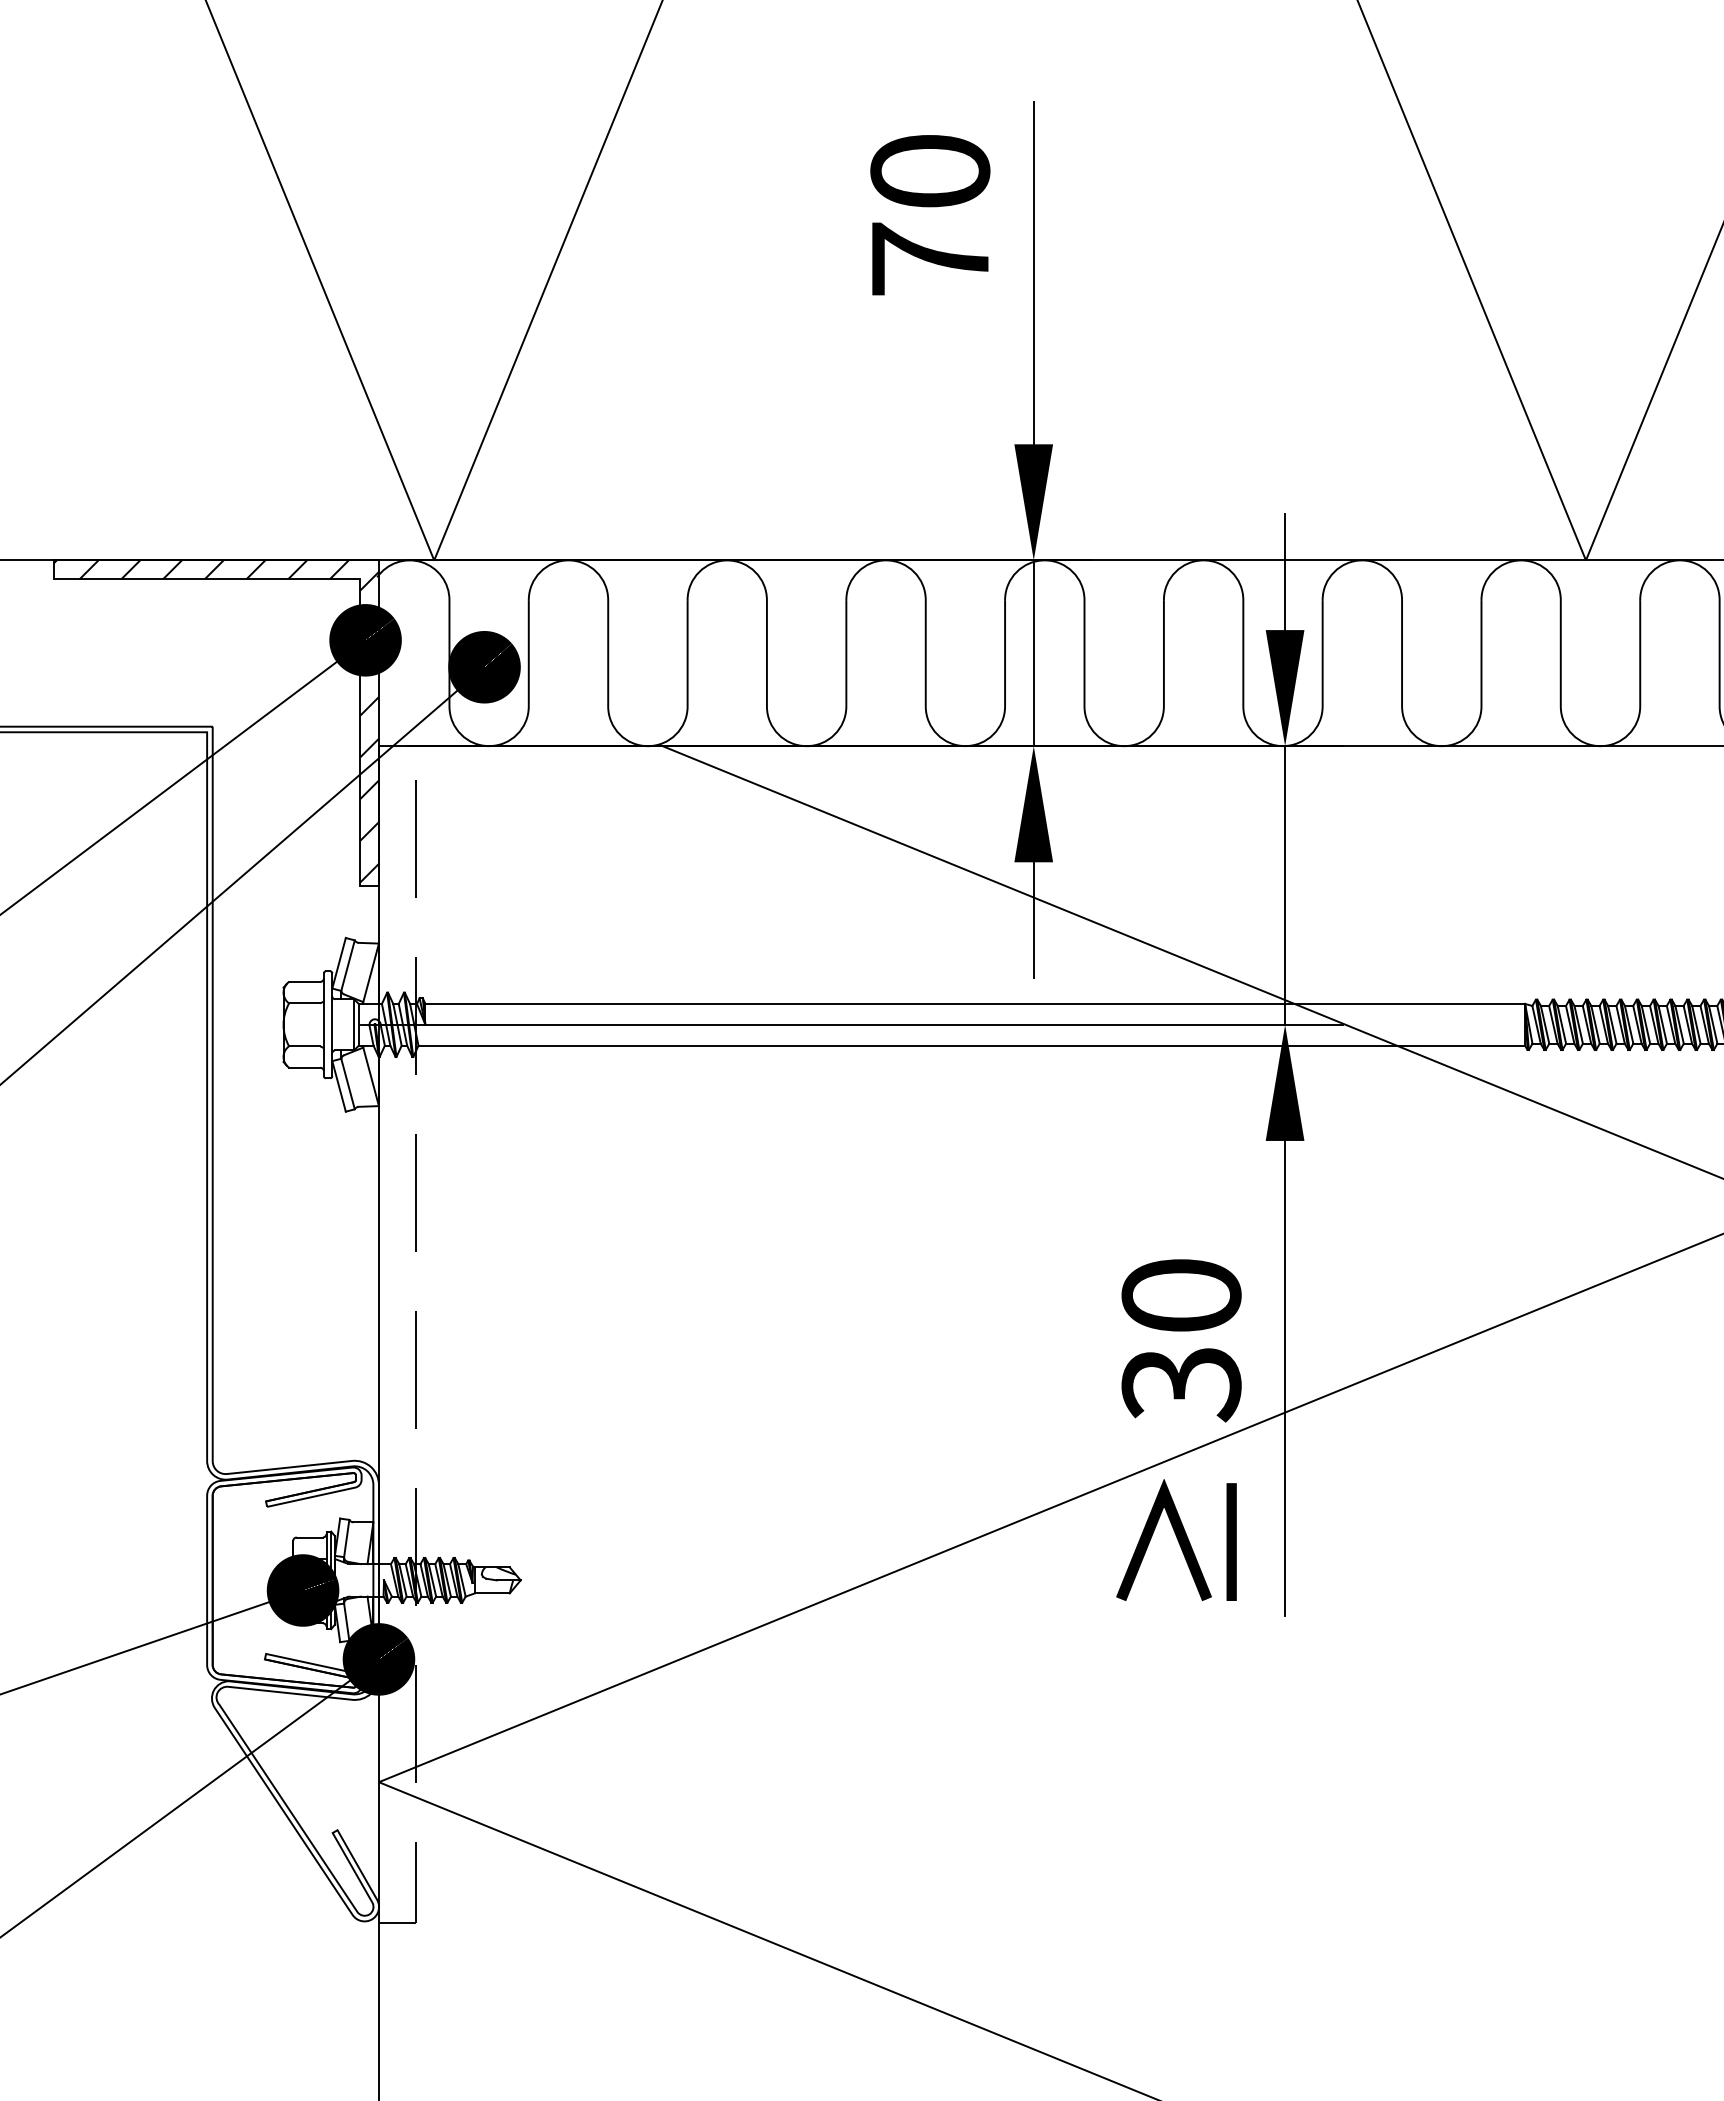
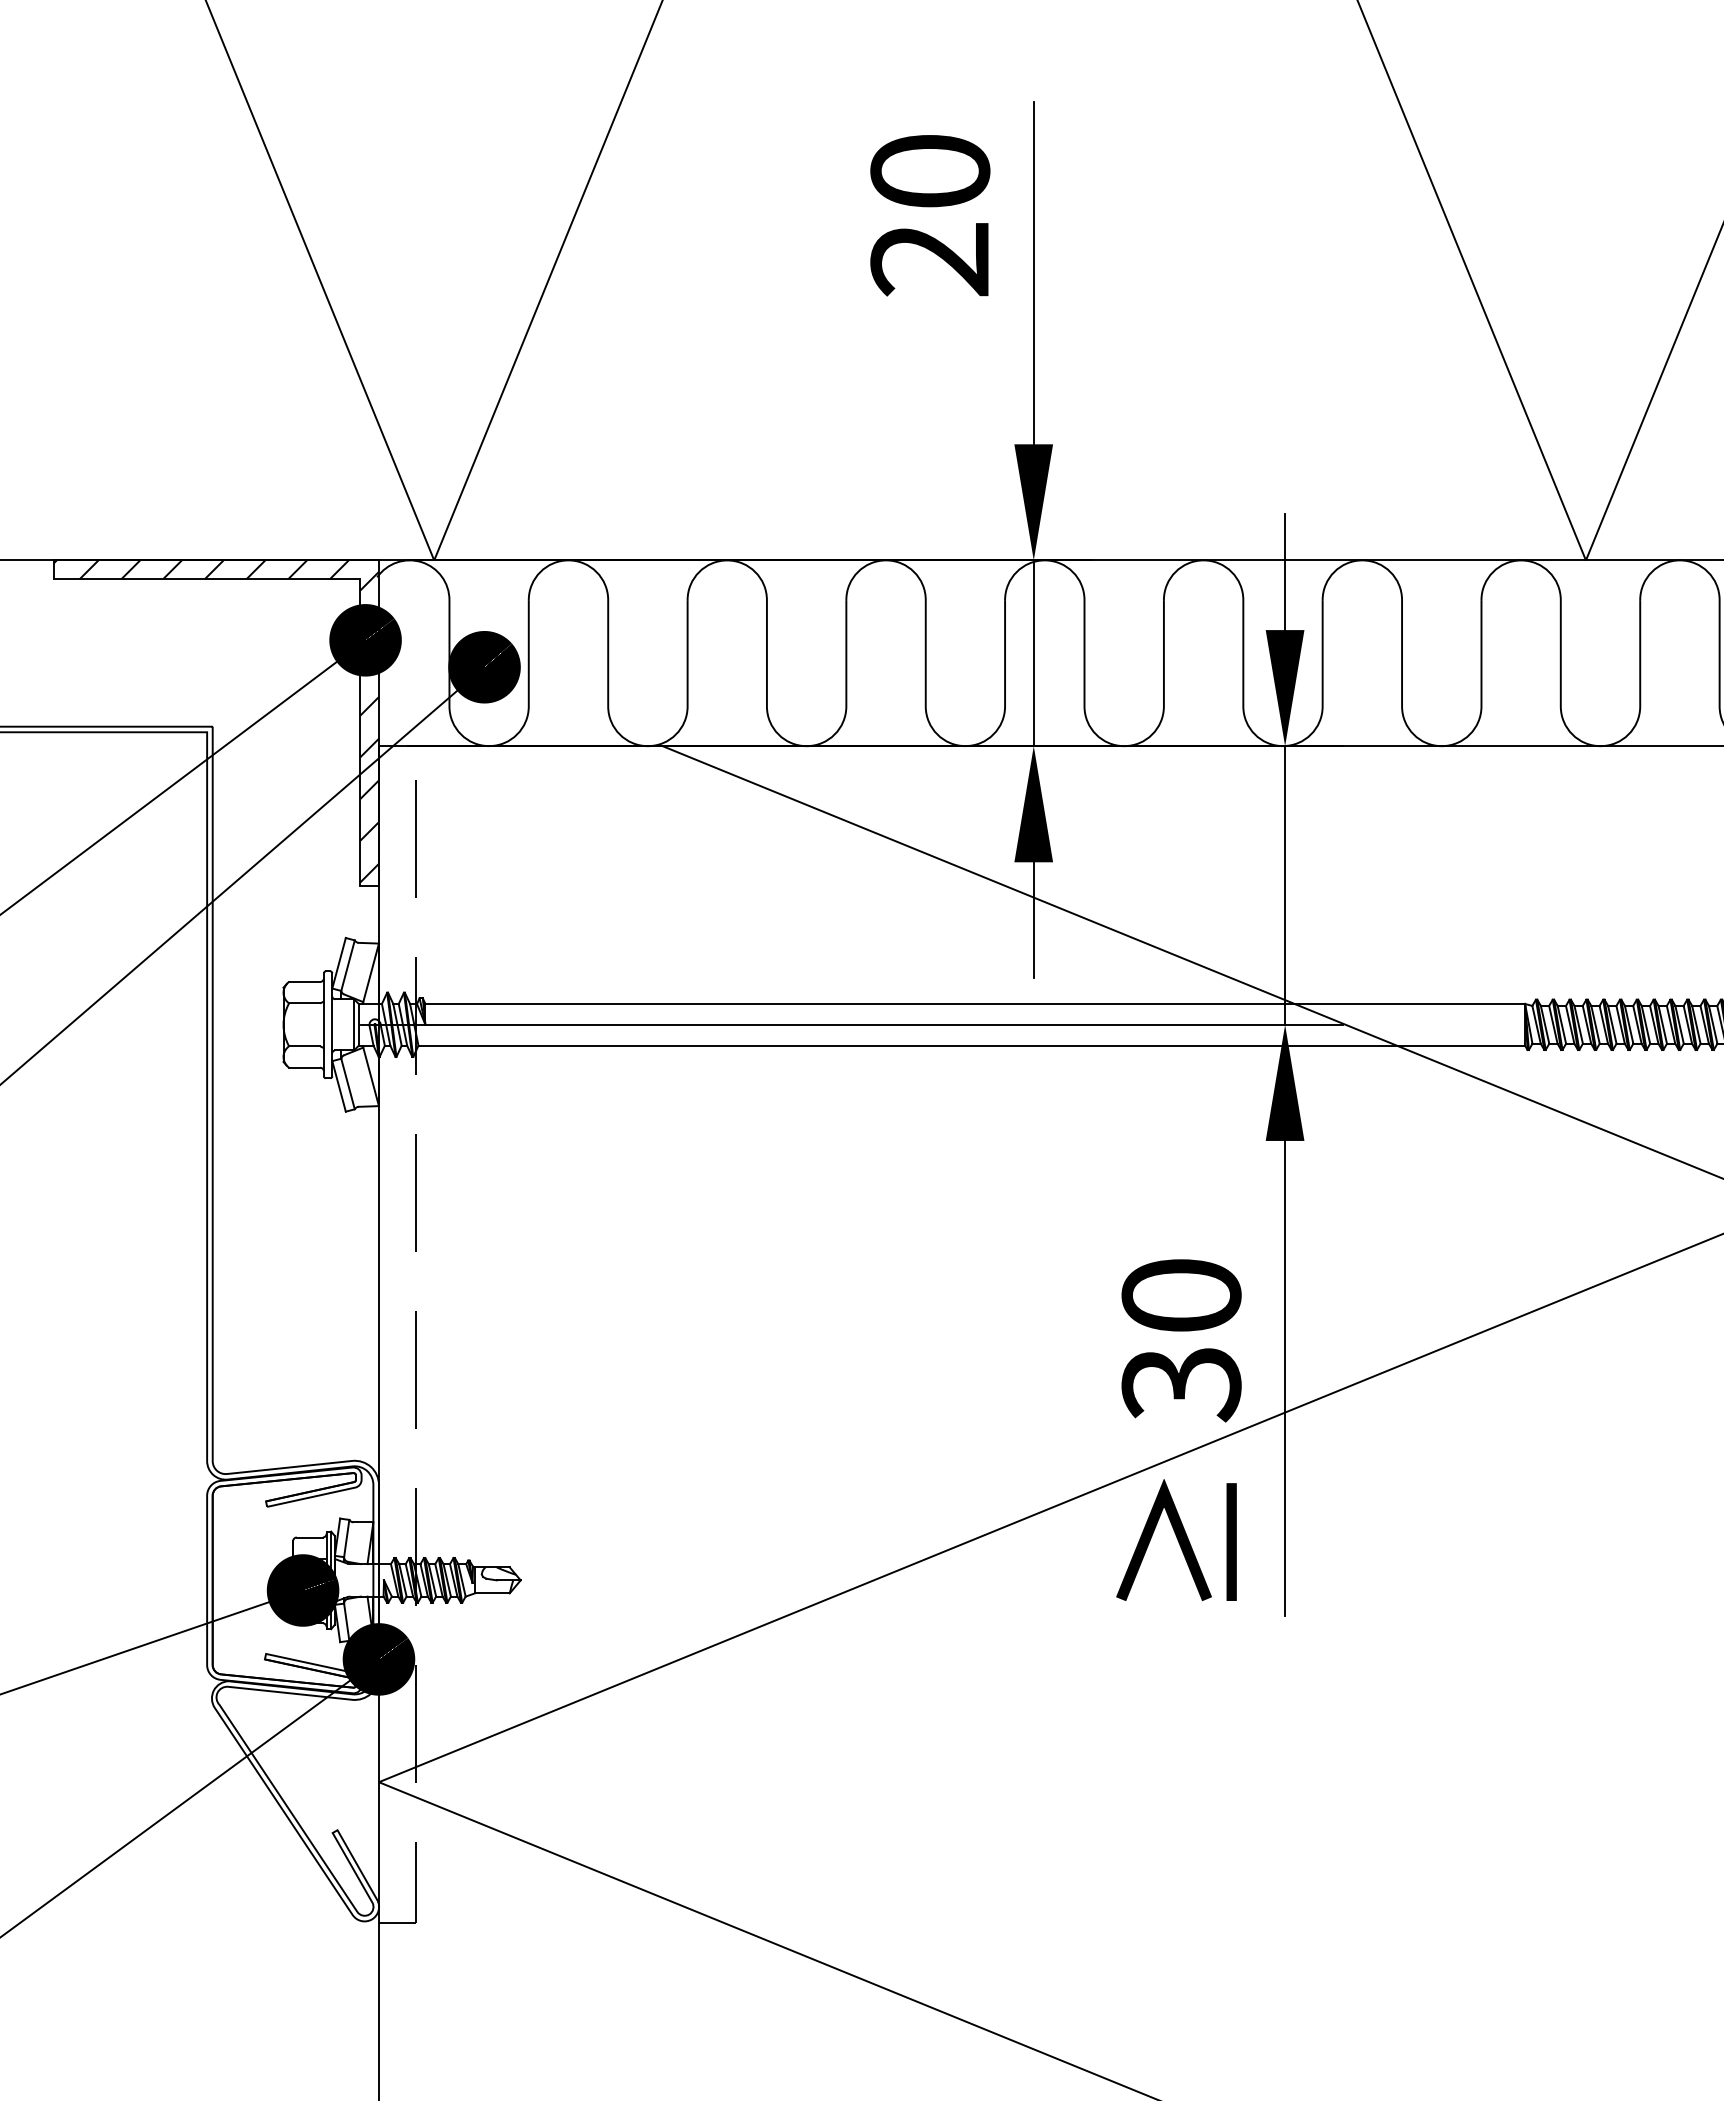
text: 70 -> 20 (929, 259)
